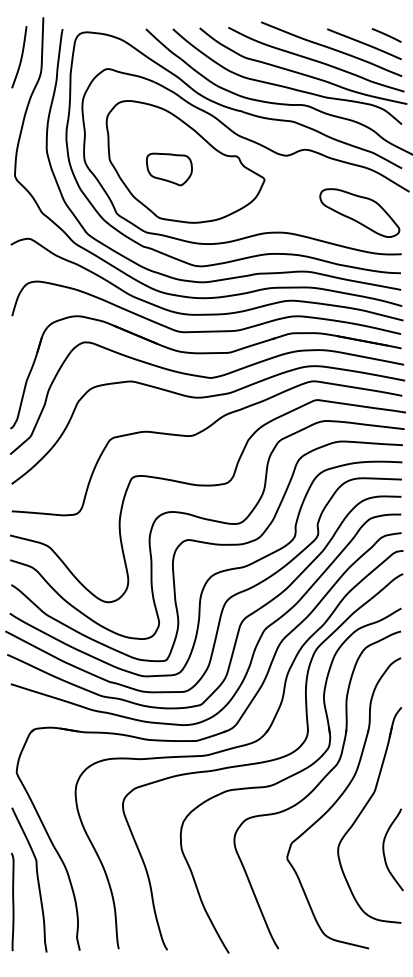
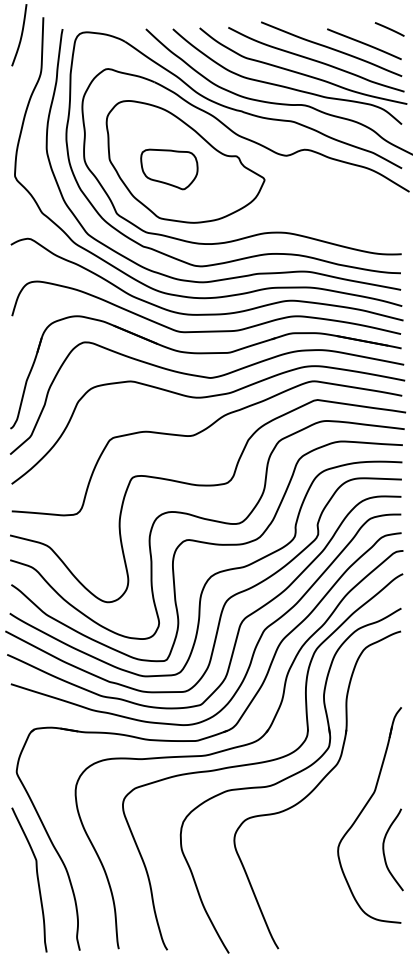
line position: (386, 35) -> (389, 29) (389, 29)
curve position: (20, 57) -> (20, 35) (20, 35)
part size: 47x35 px -> 59x43 px (169, 169)
part: present -> none (359, 212)
part: present -> none (343, 803)
line: present -> none (12, 901)
